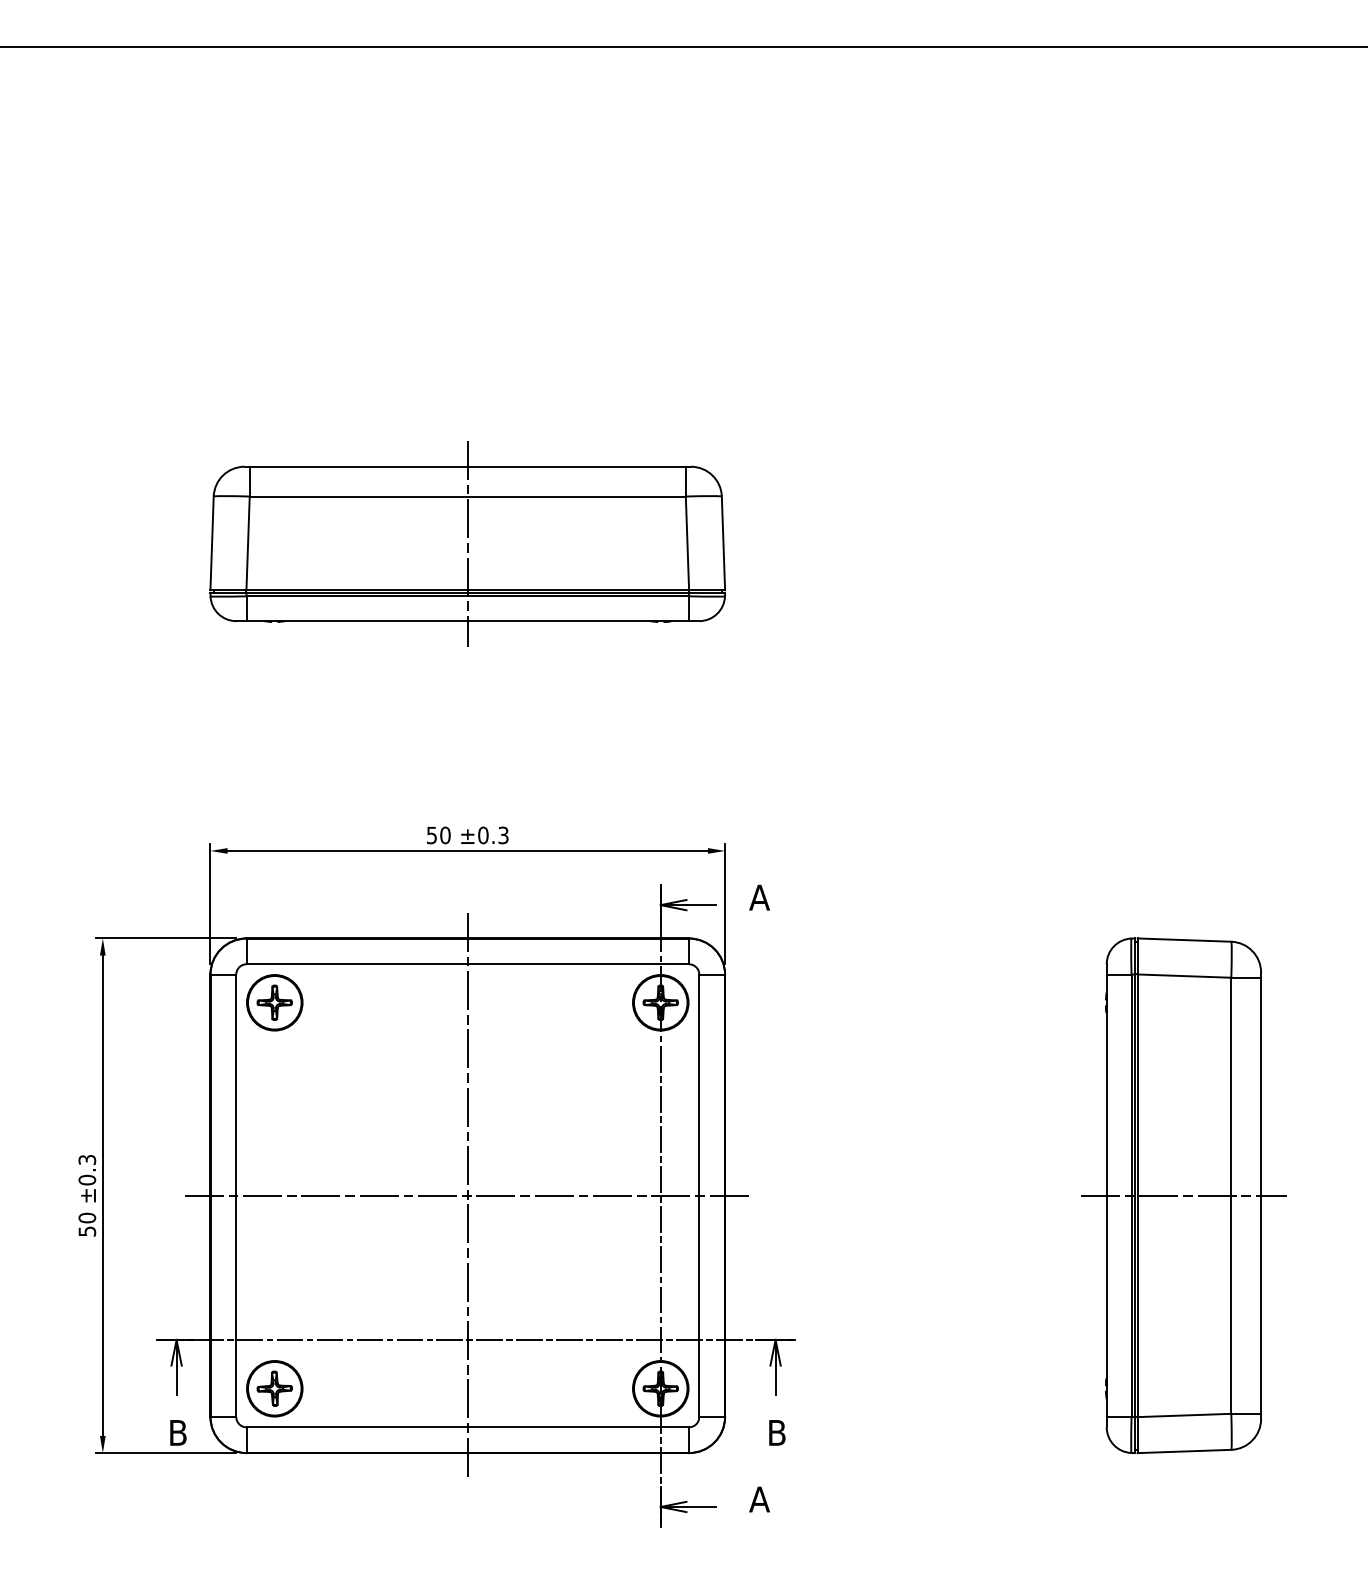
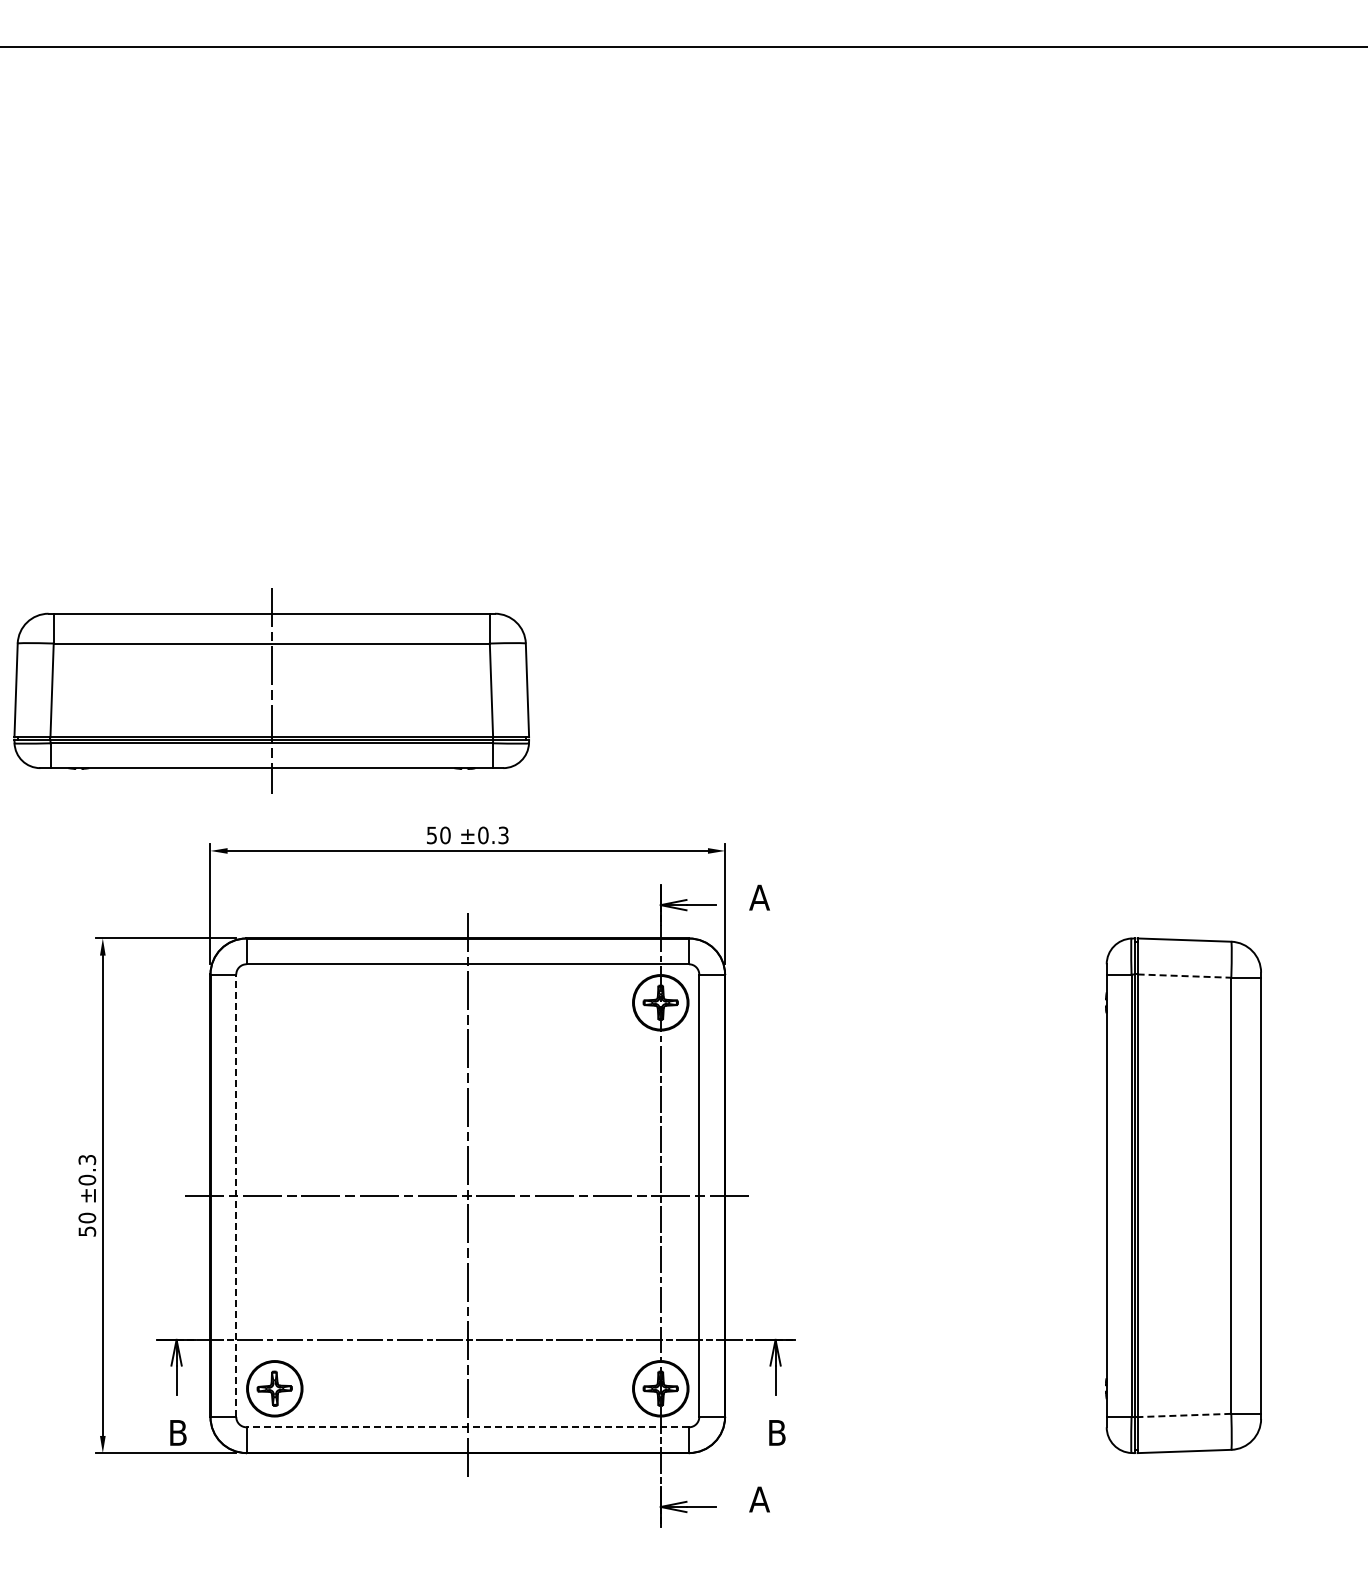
part position: (467, 543) -> (271, 690) (271, 690)
line: solid -> dashed (1184, 976)
part: present -> none (274, 1002)
line: solid -> dashed (236, 1195)
line: present -> none (1183, 1195)
line: solid -> dashed (1184, 1415)
line: solid -> dashed (467, 1427)
